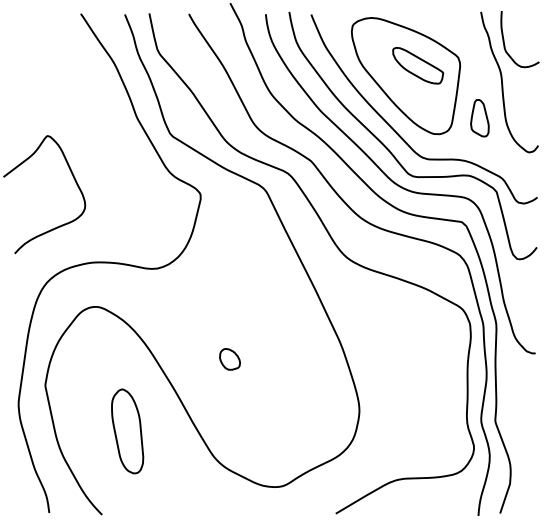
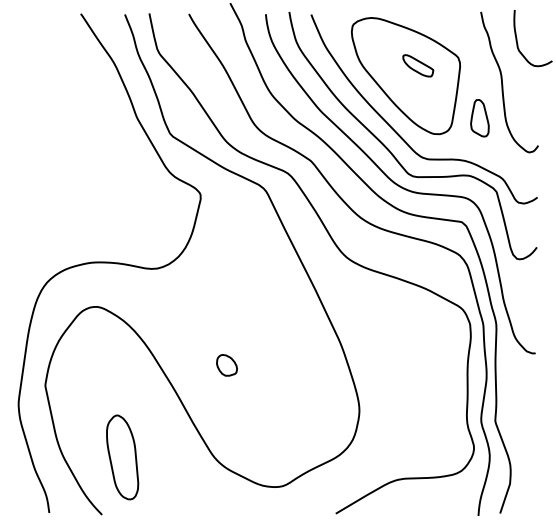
curve position: (504, 39) -> (517, 38) (517, 38)
part size: 53x38 px -> 33x24 px (418, 65)
curve: present -> none (74, 180)
part position: (229, 359) -> (226, 365) (226, 365)
part position: (127, 431) -> (122, 457) (122, 457)
